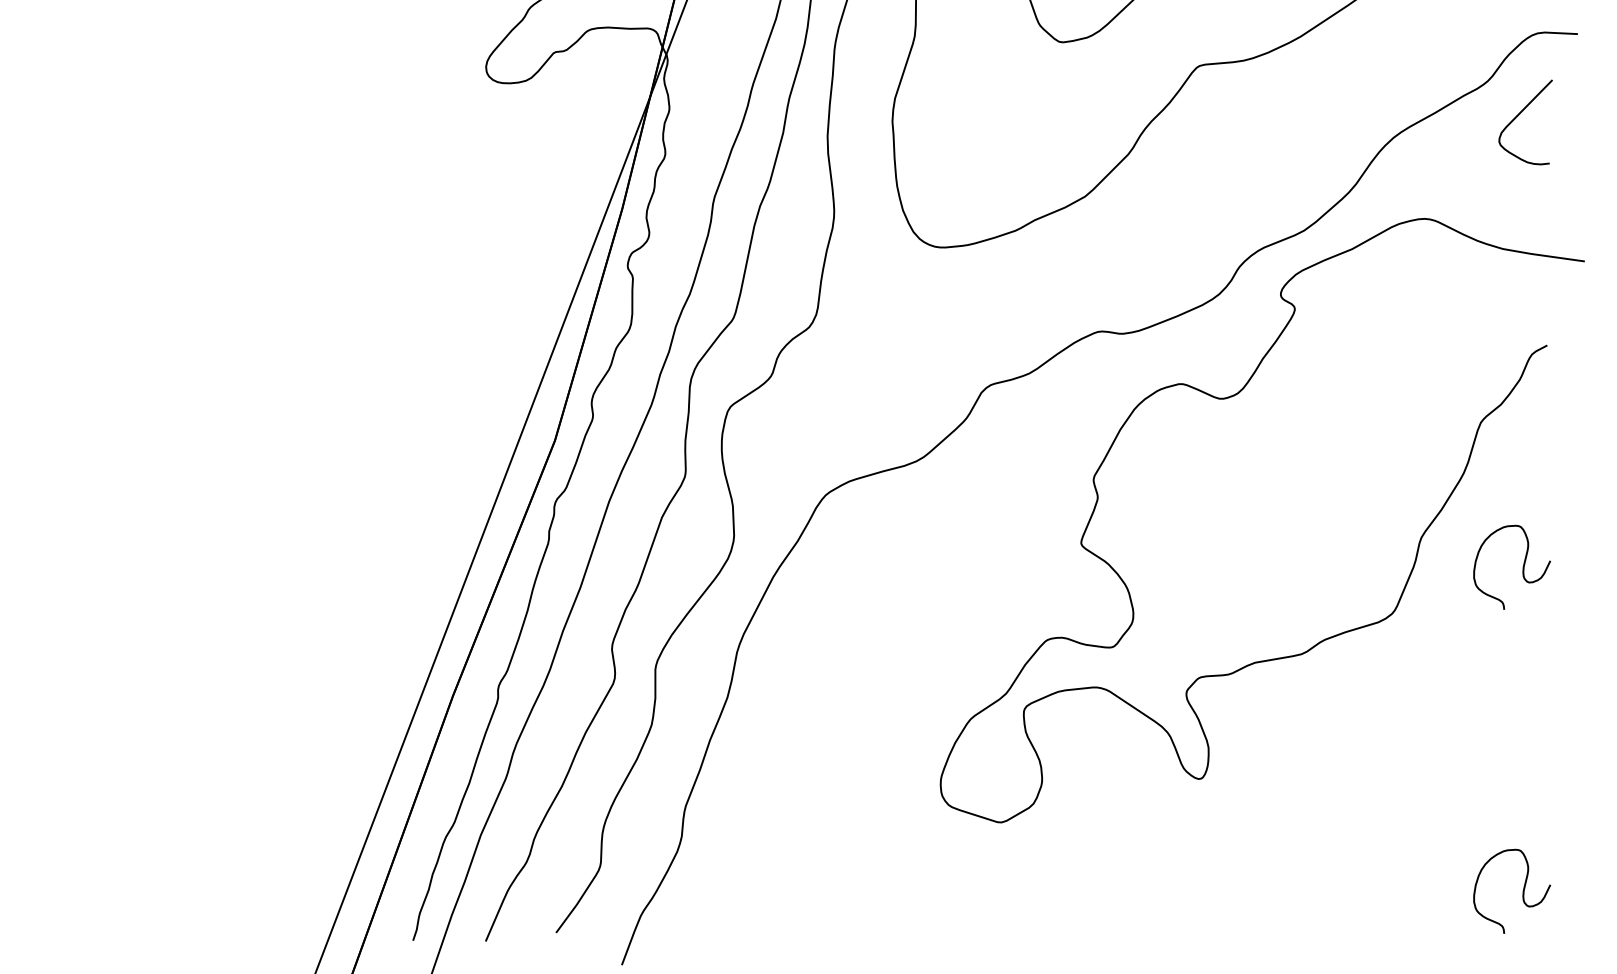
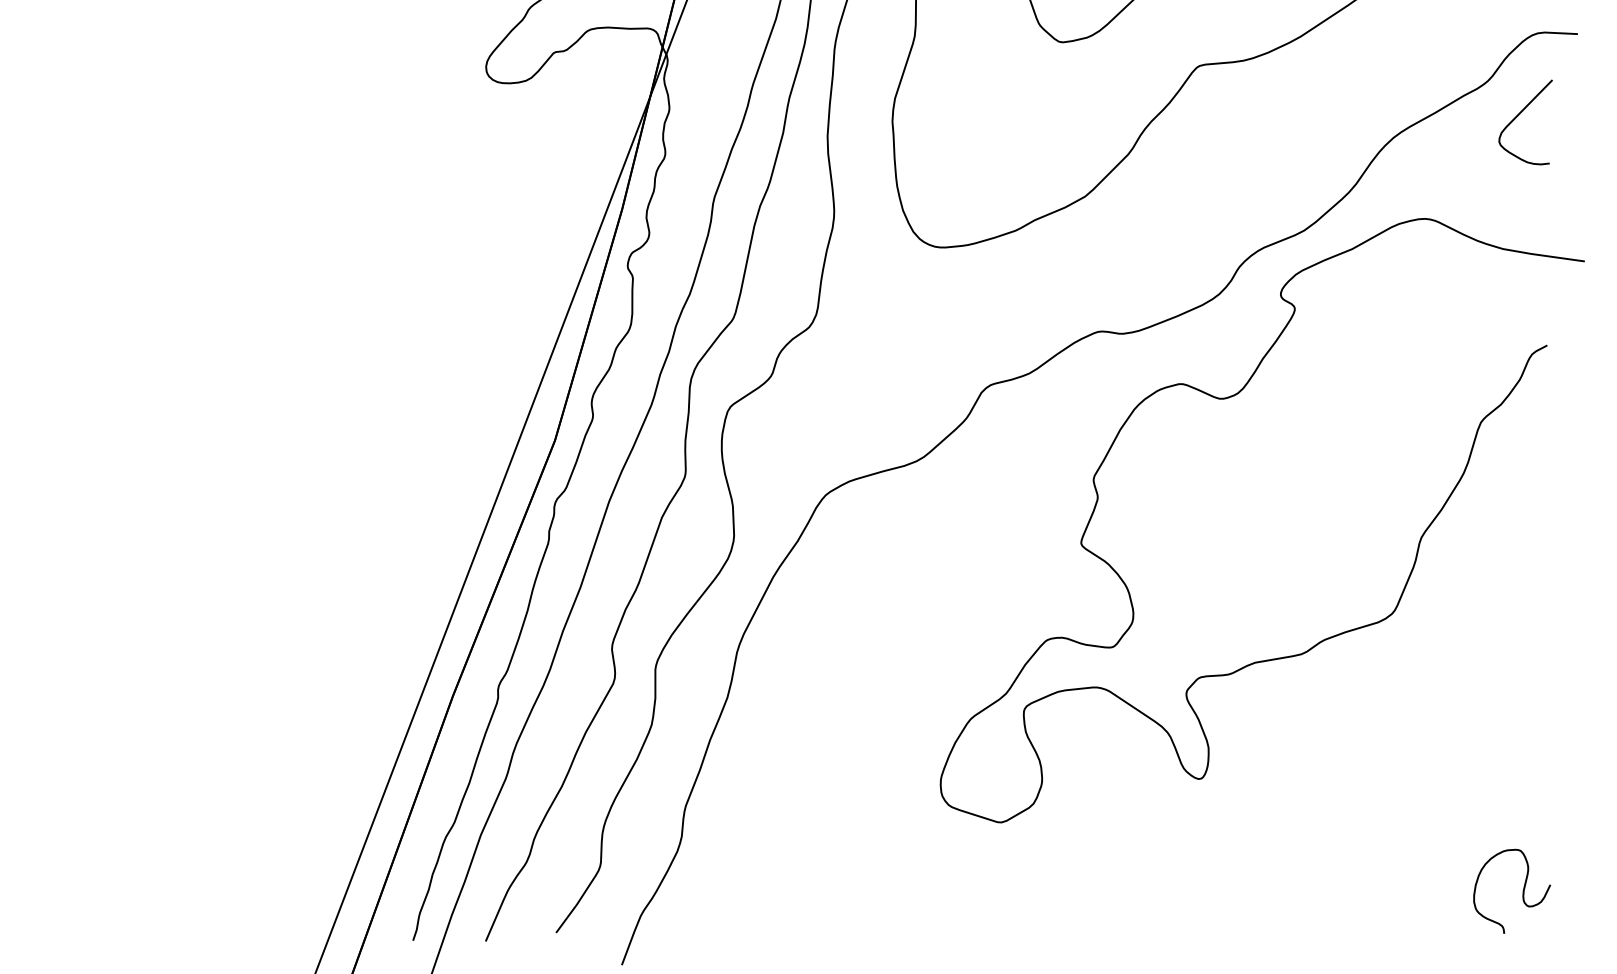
curve: present -> none (1522, 566)
